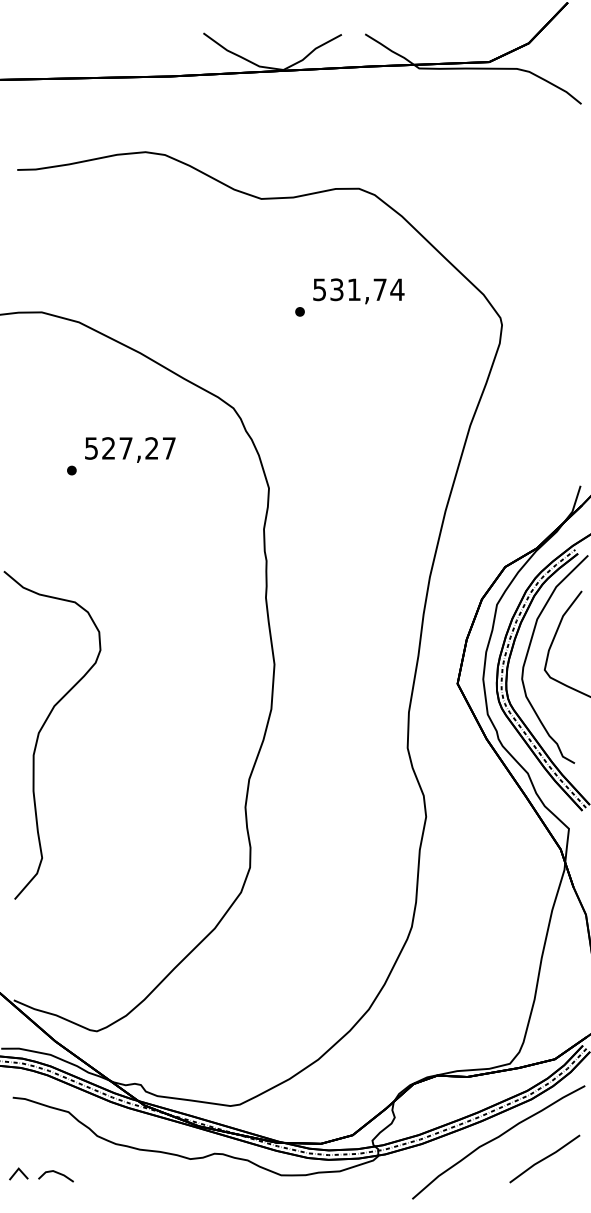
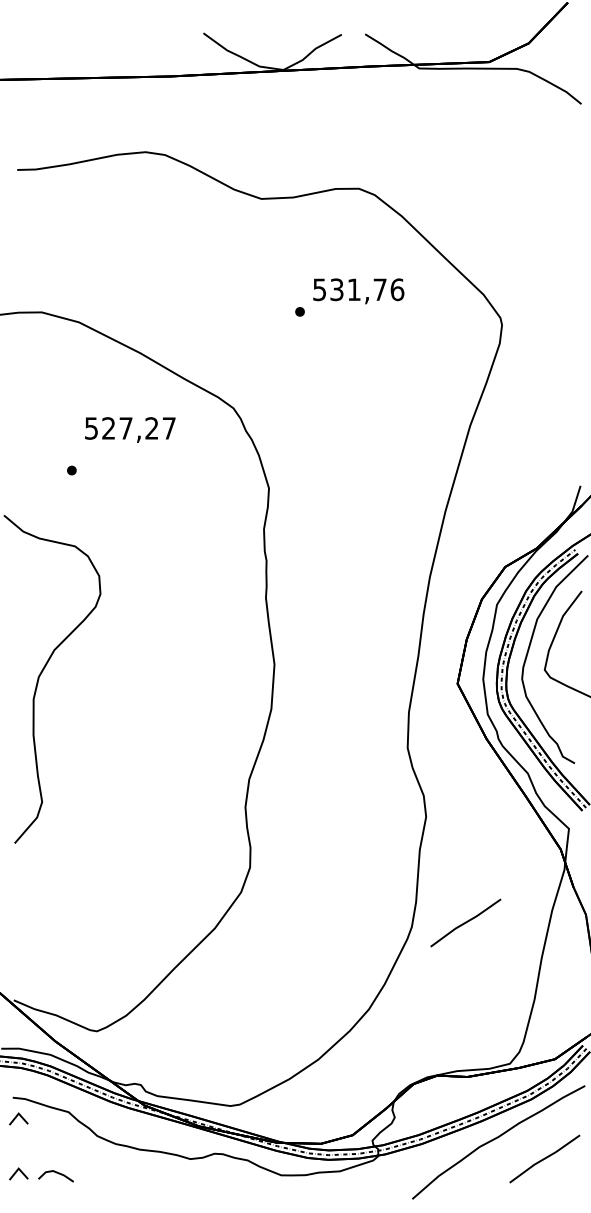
text: 531,74 -> 531,76 (397, 289)
text position: (130, 449) -> (130, 429) (130, 429)
curve position: (43, 727) -> (43, 671) (43, 671)
line: none -> present (465, 922)
line: none -> present (16, 1118)
